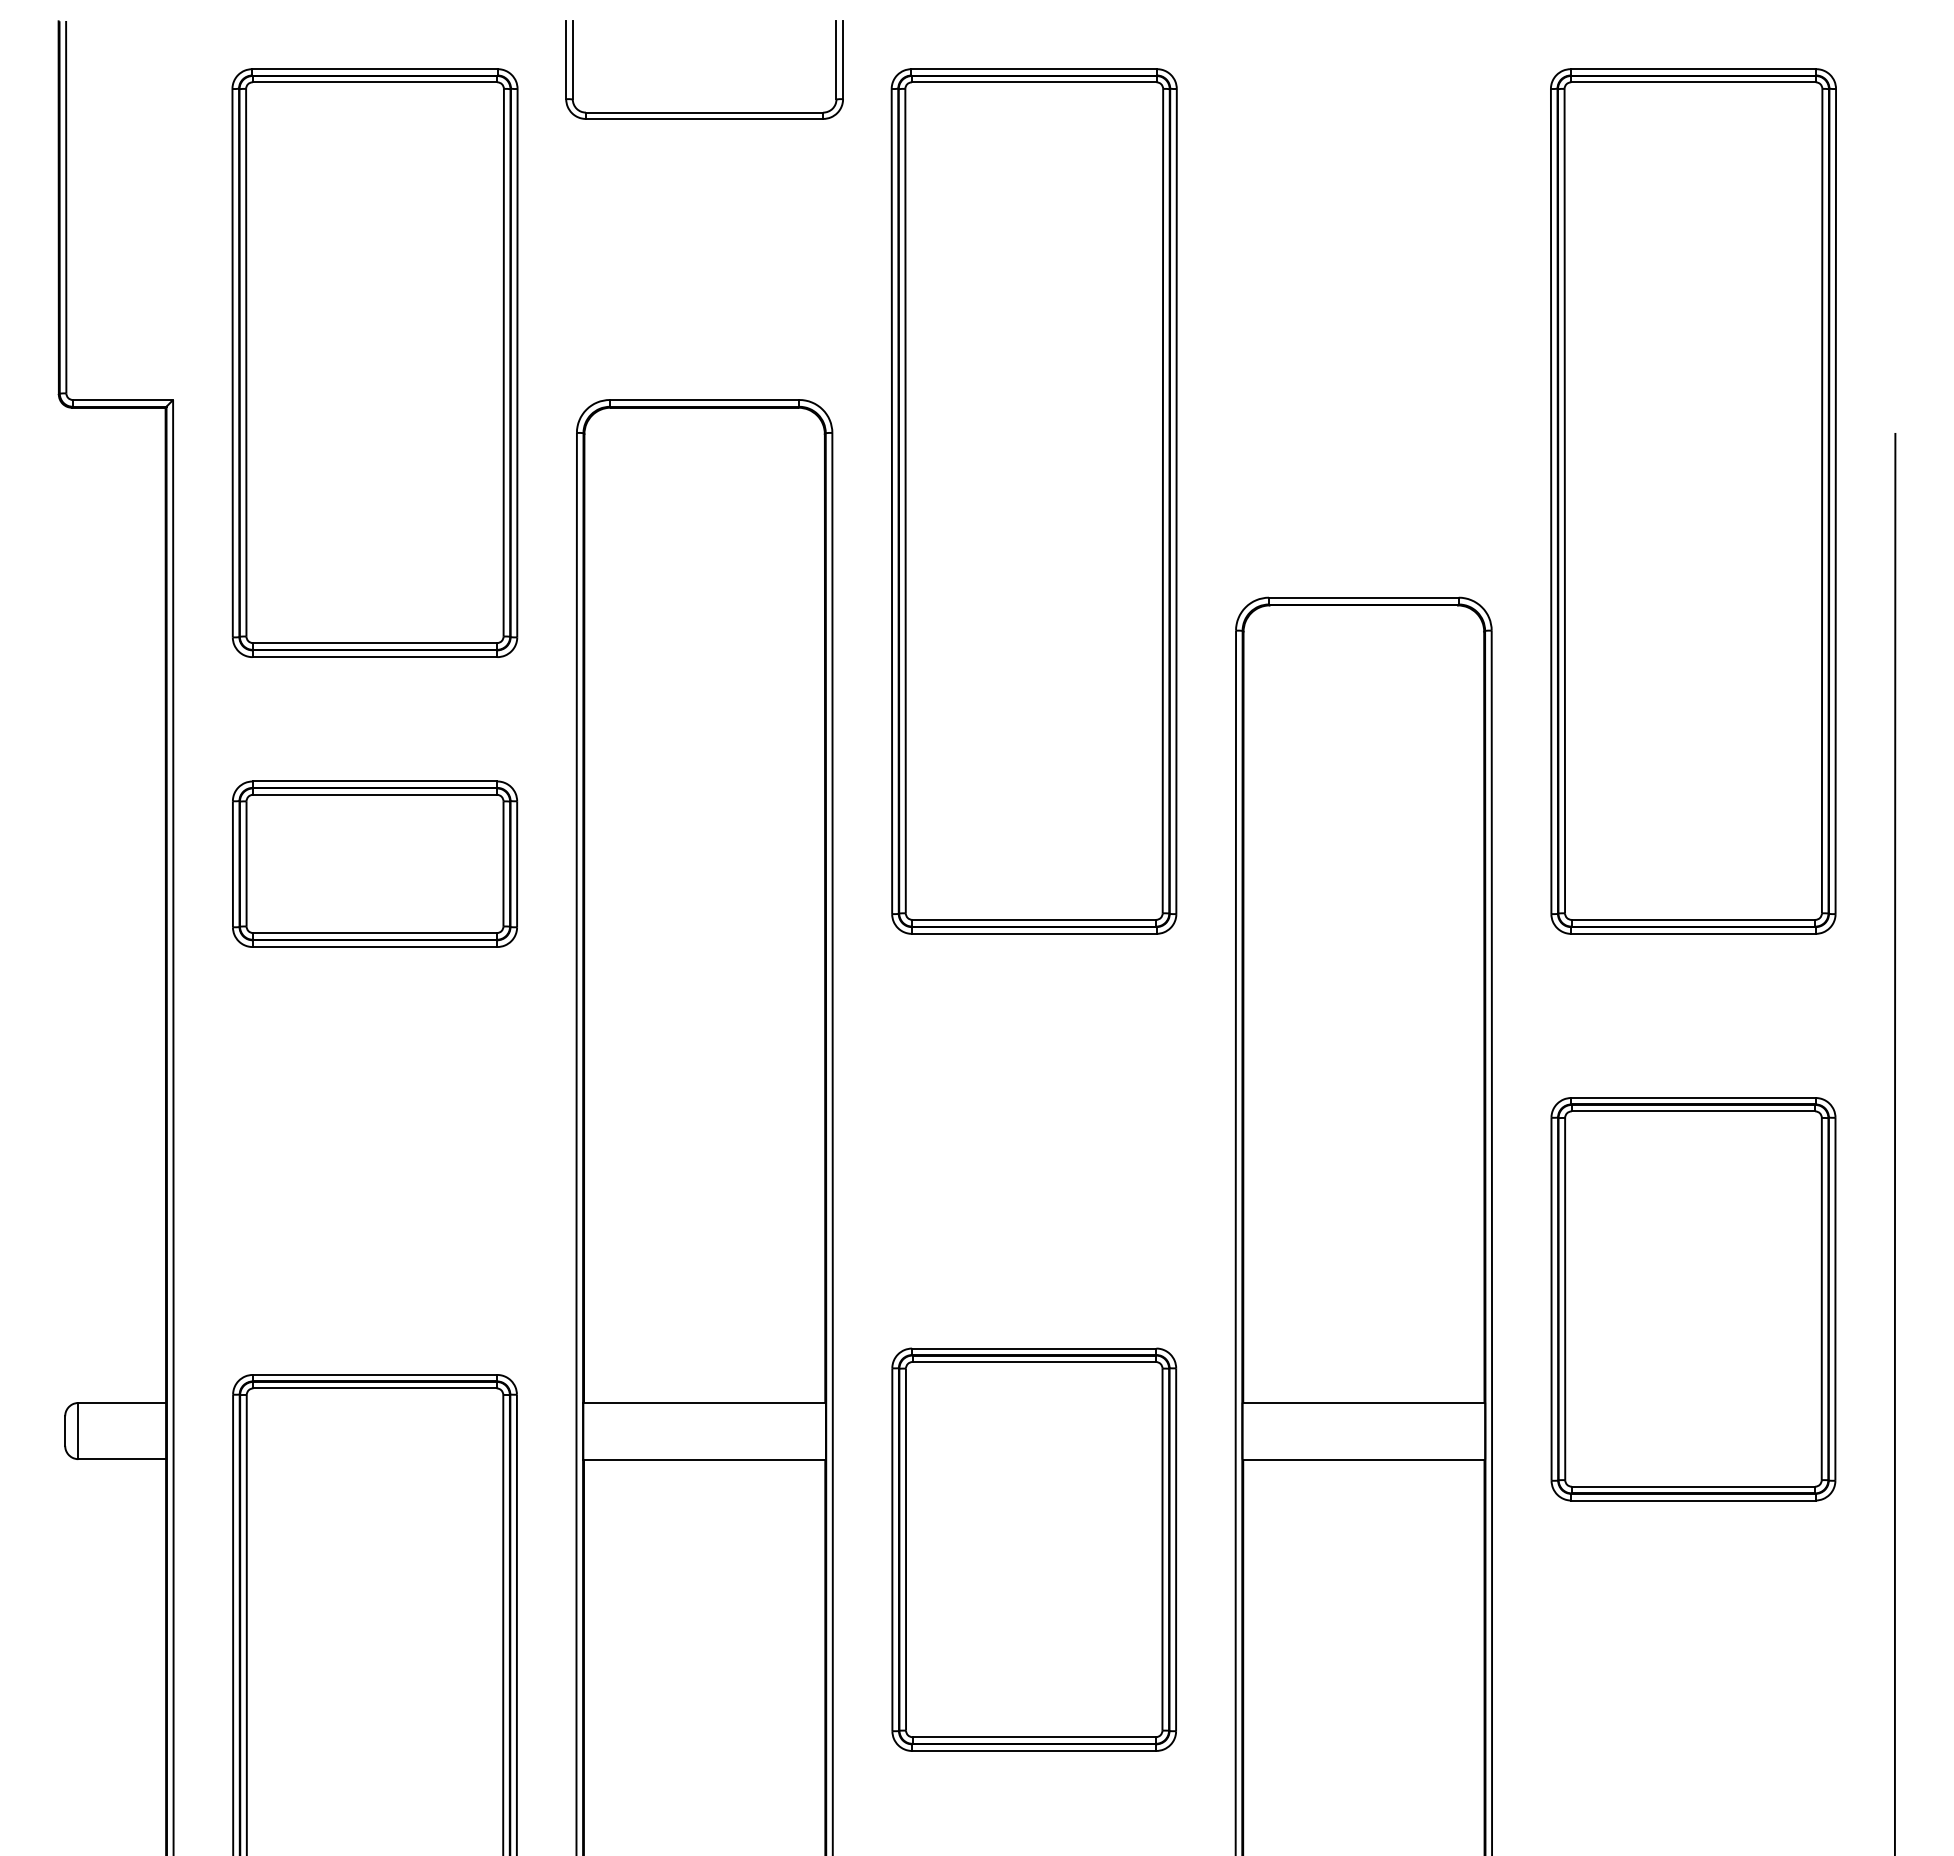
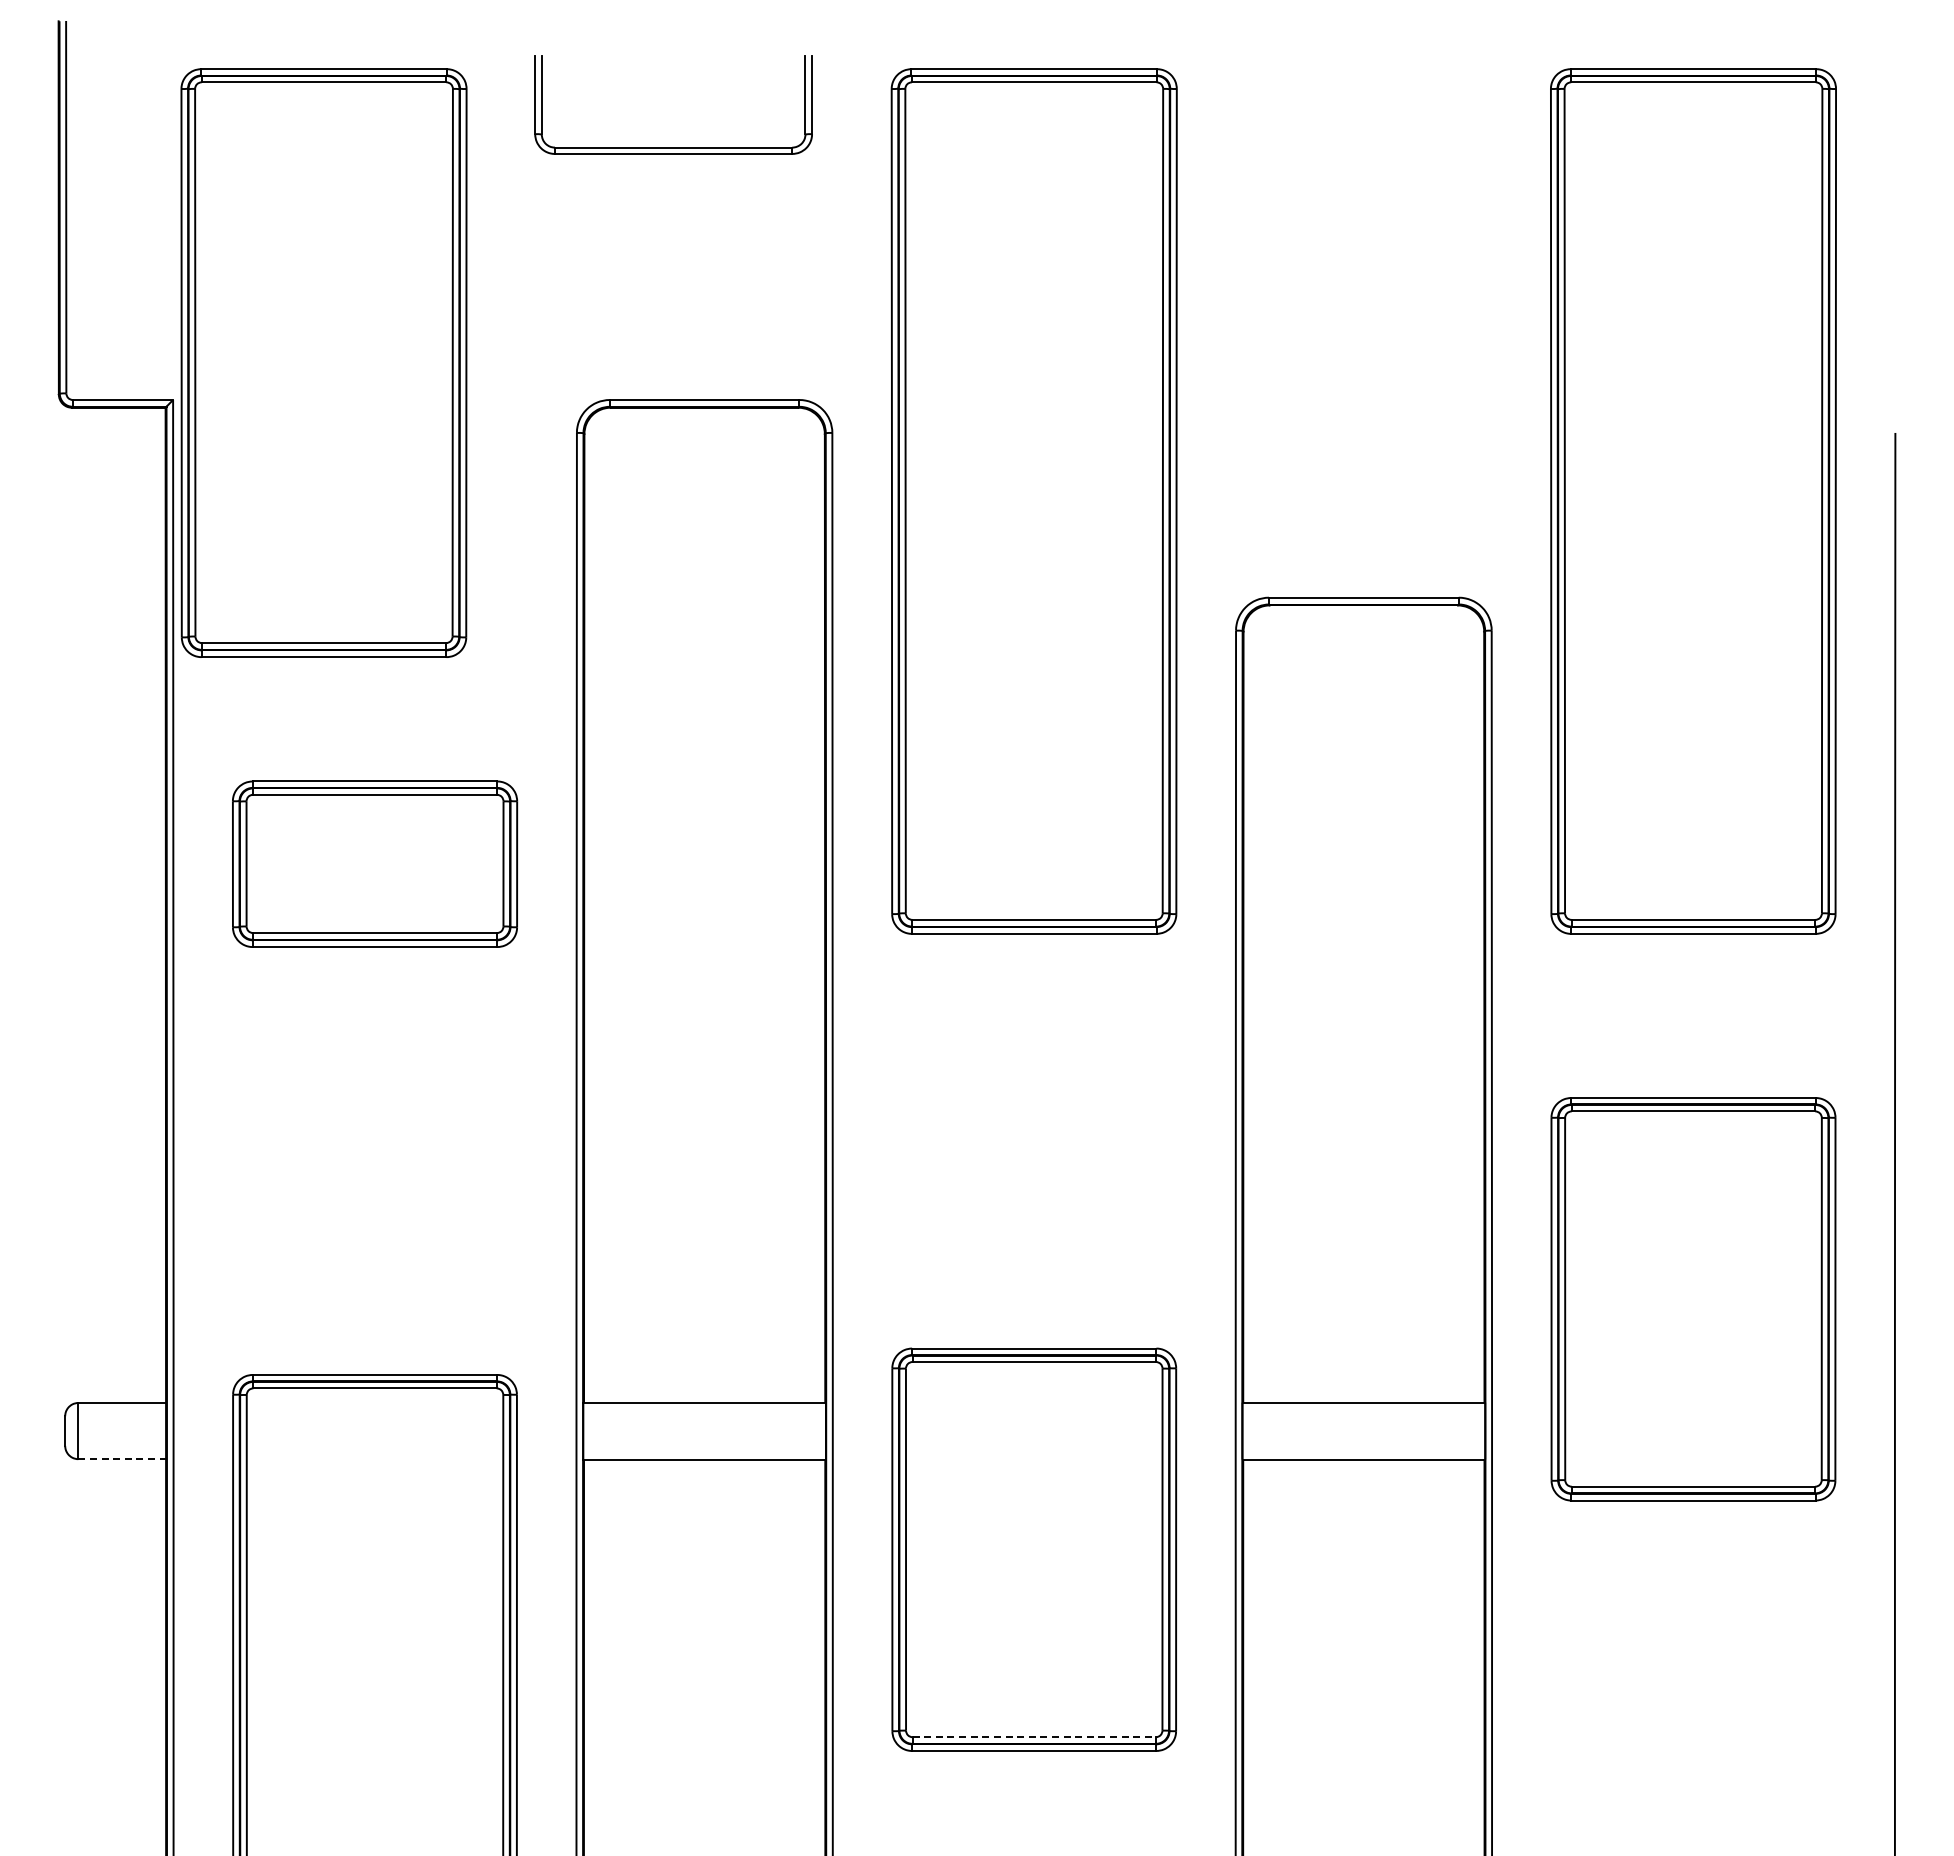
part position: (704, 112) -> (673, 147) (673, 147)
part position: (374, 362) -> (323, 362) (323, 362)
line: solid -> dashed (122, 1459)
line: solid -> dashed (1034, 1737)
